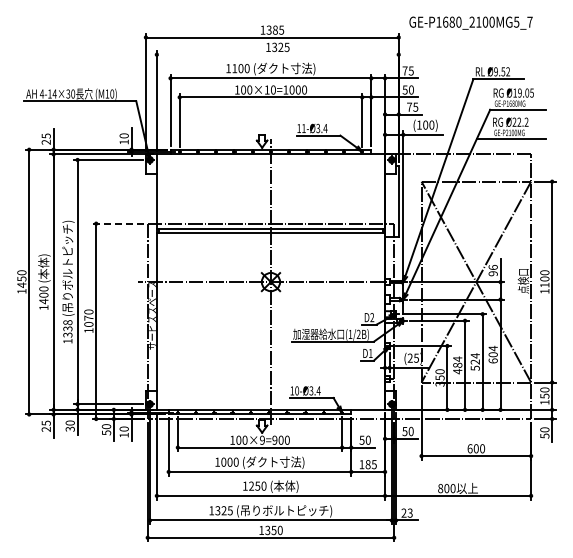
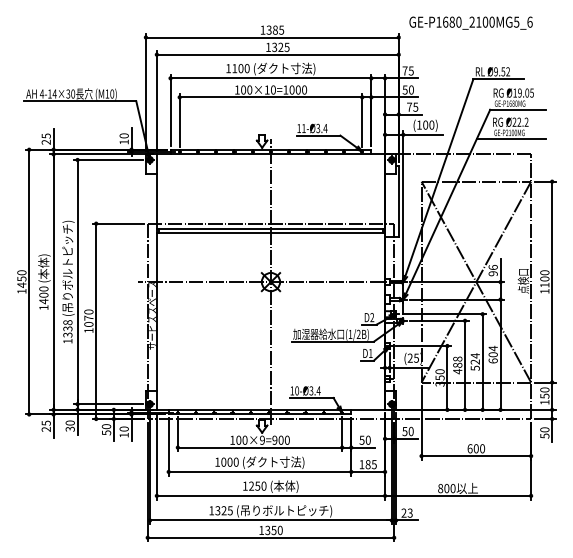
text: GE-P1680_2100MG5_7 -> GE-P1680_2100MG5_6 (529, 21)
line: none -> present (277, 54)
line: dashed -> solid (118, 223)
text: 484 -> 488 (457, 358)
